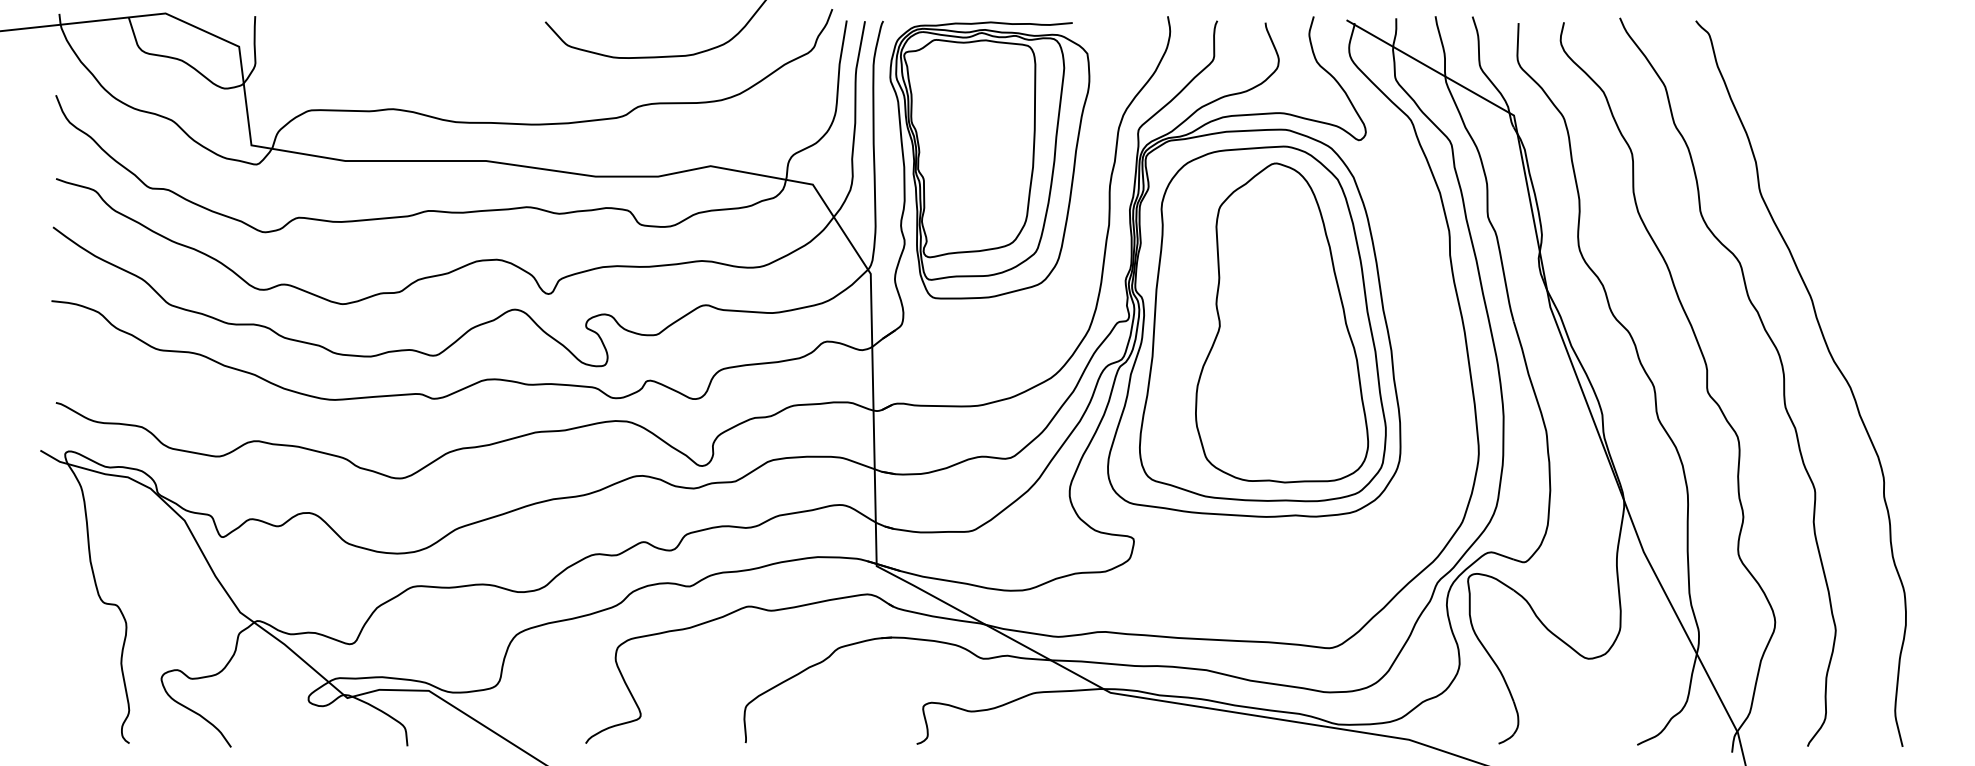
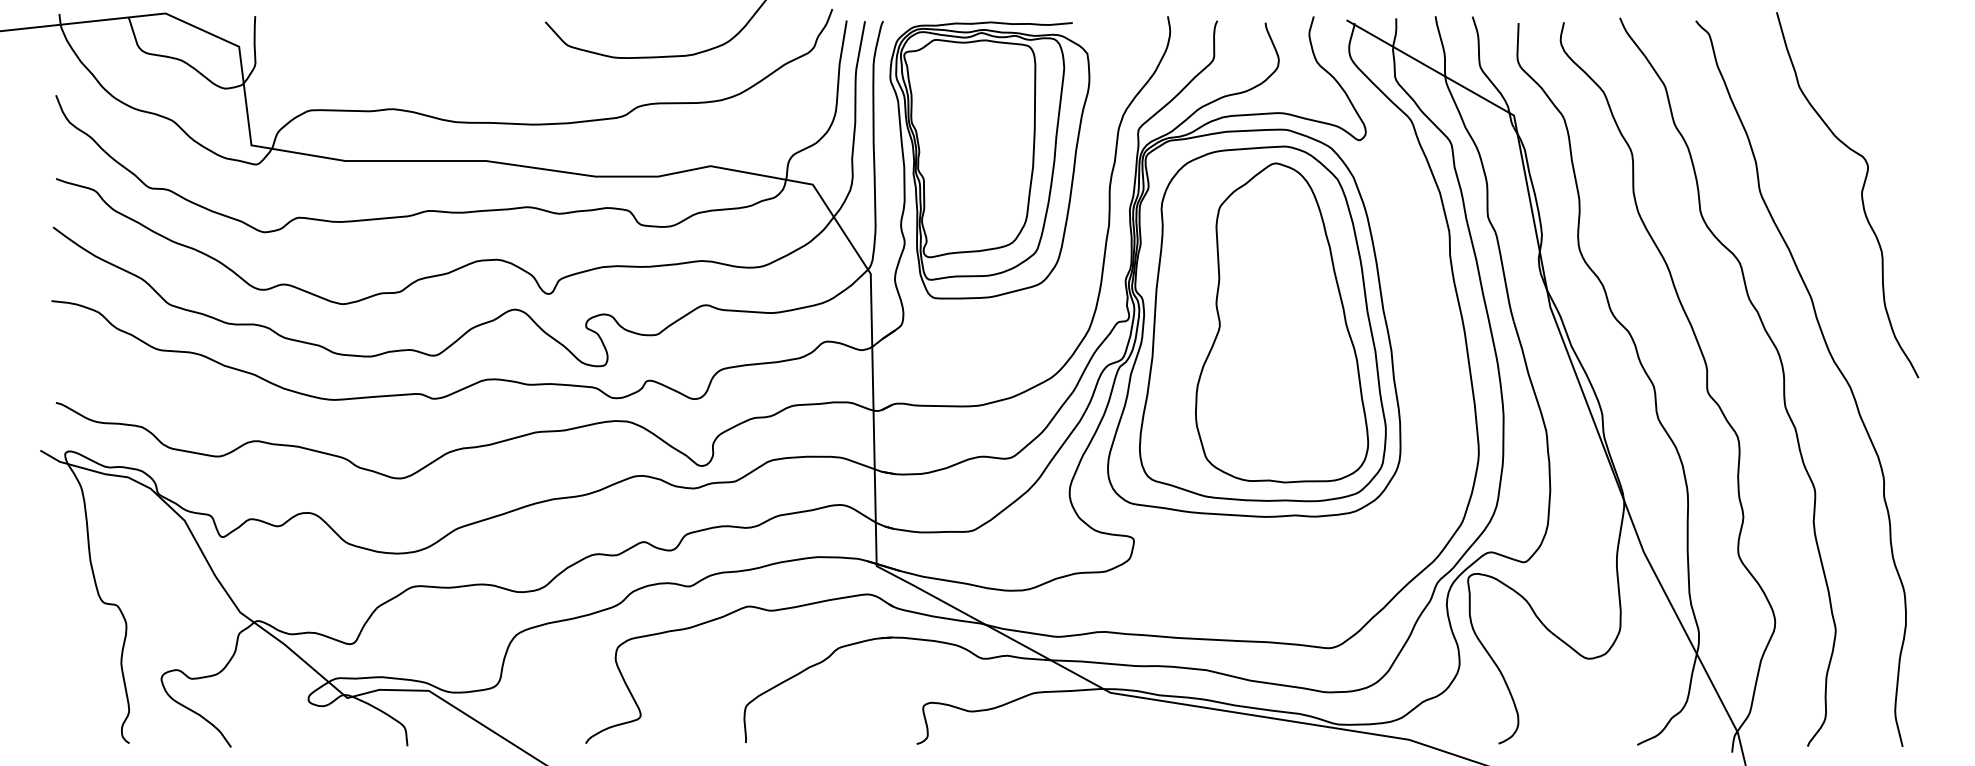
curve: none -> present (1861, 195)
